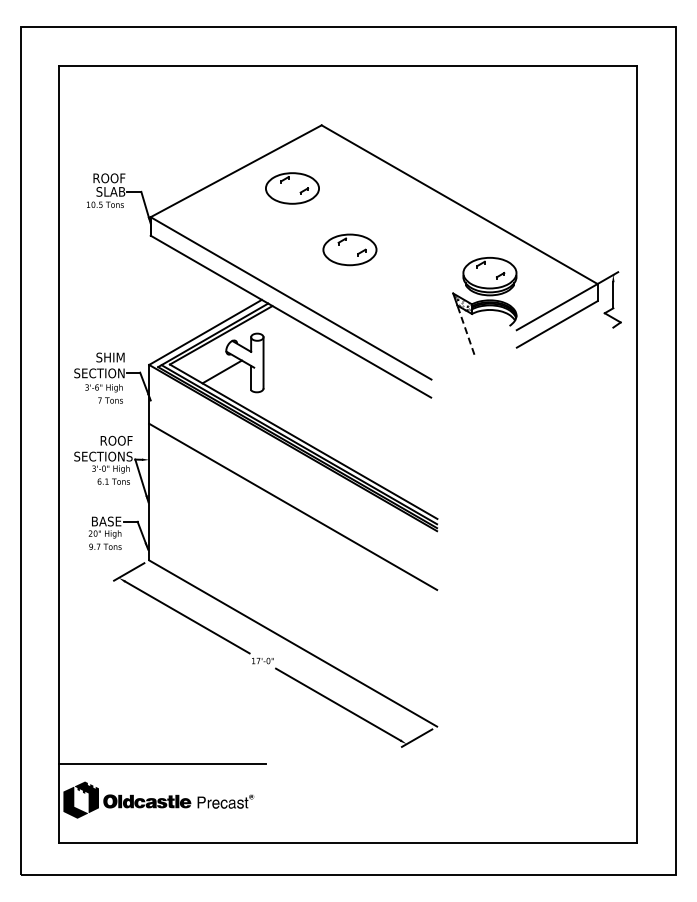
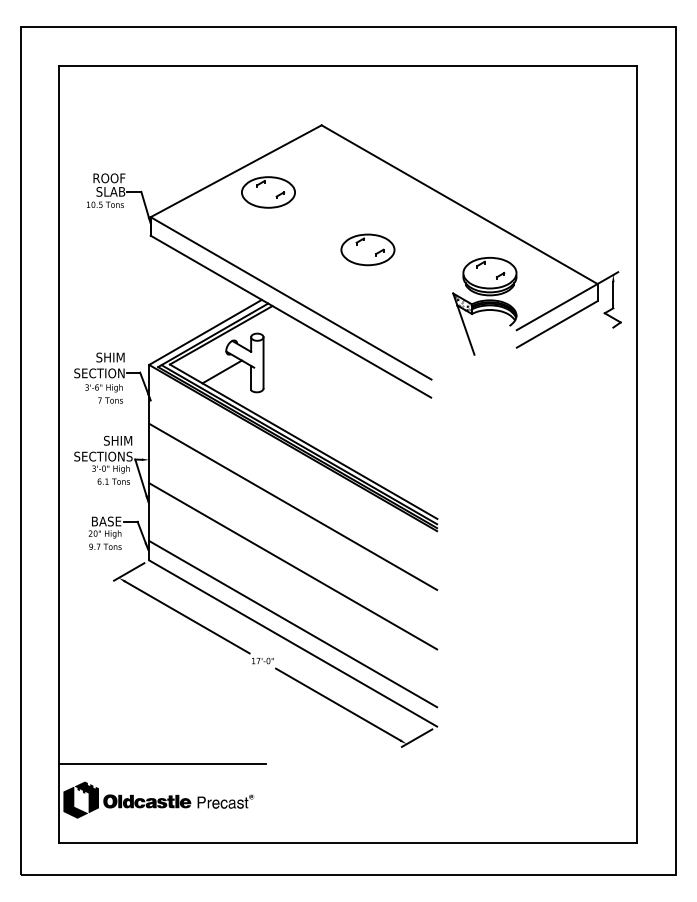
part position: (292, 188) -> (268, 192) (268, 192)
part position: (349, 249) -> (367, 249) (367, 249)
line: dashed -> solid (465, 329)
text: ROOF -> SHIM (116, 440)
line: none -> present (293, 566)
line: none -> present (293, 623)
